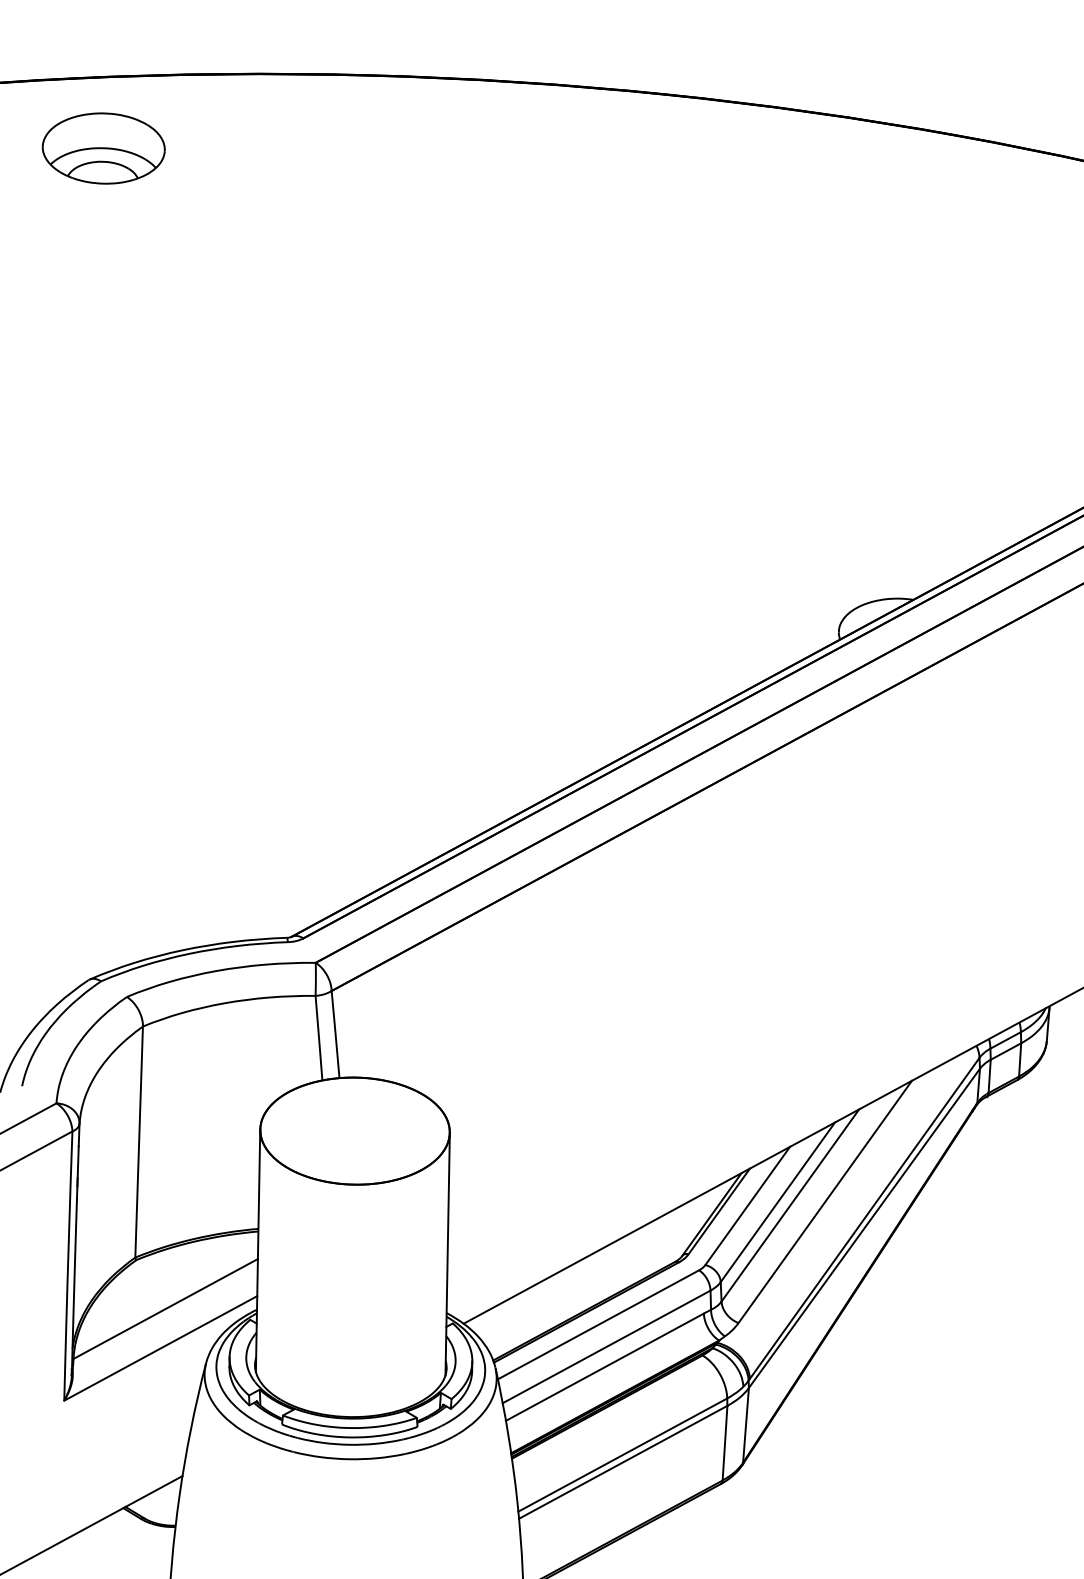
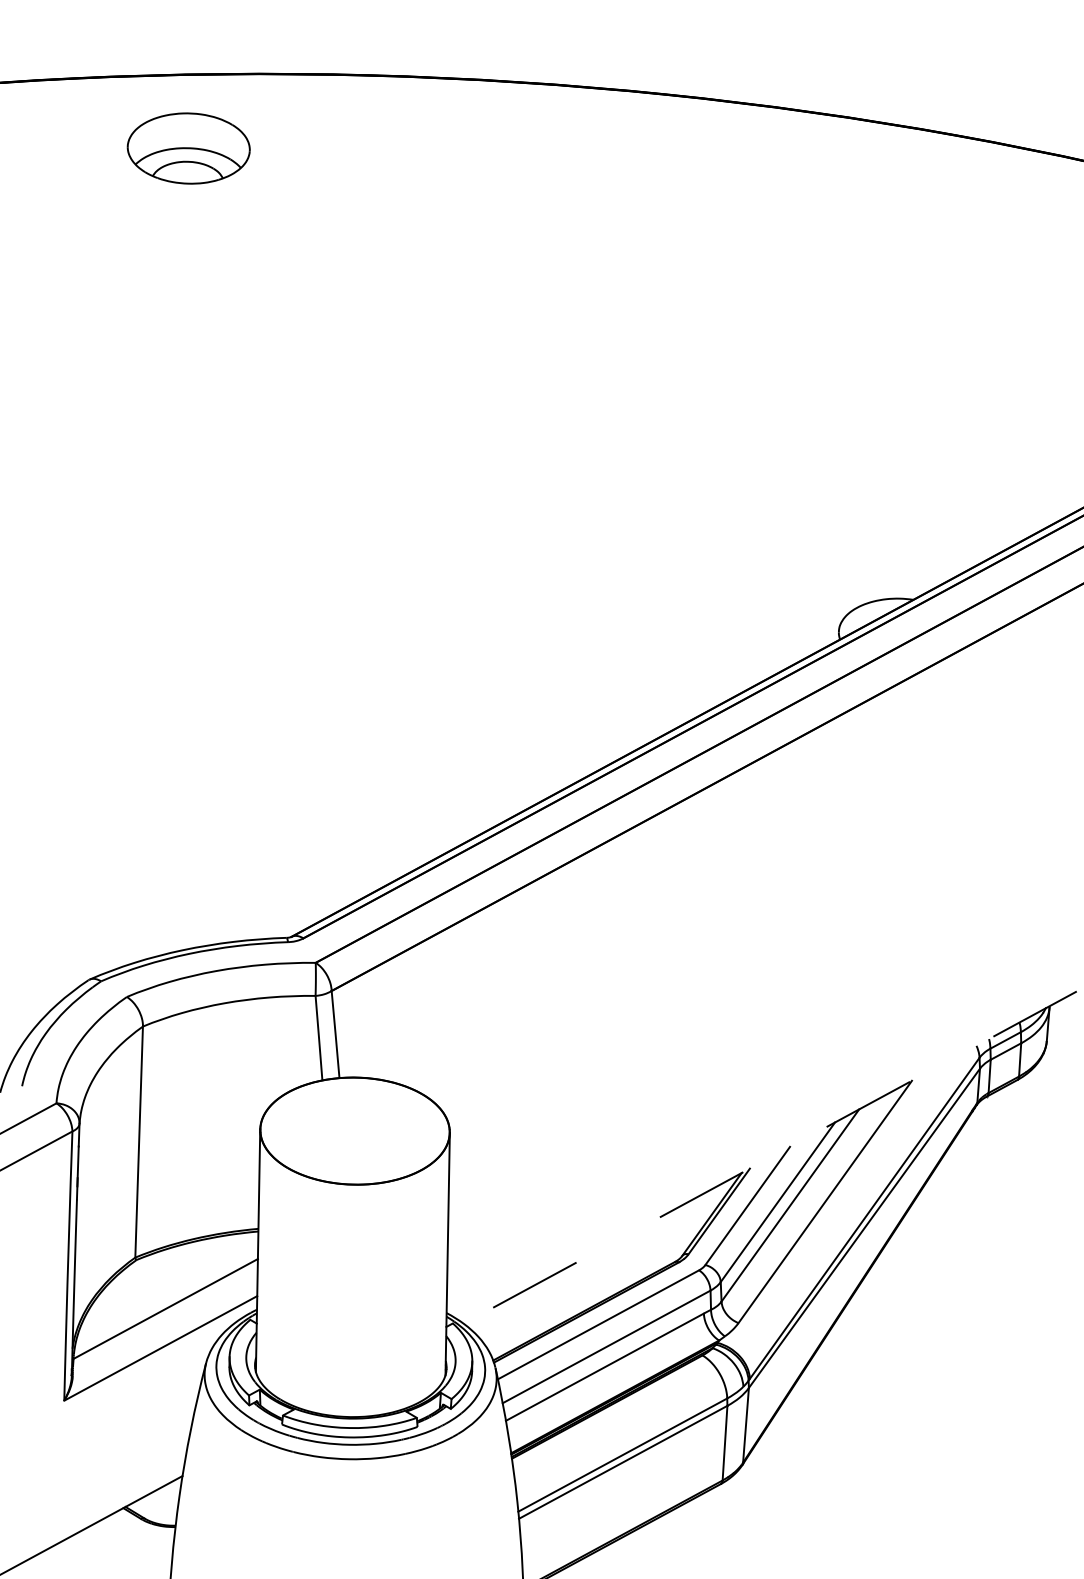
part position: (103, 148) -> (188, 148) (188, 148)
line: solid -> dashed (773, 1156)
